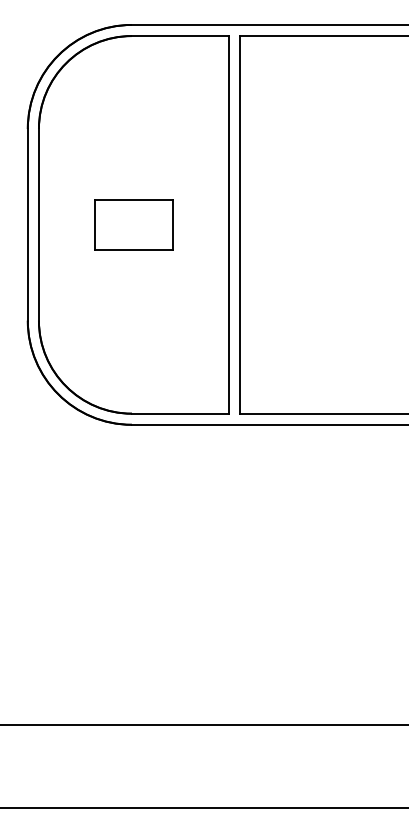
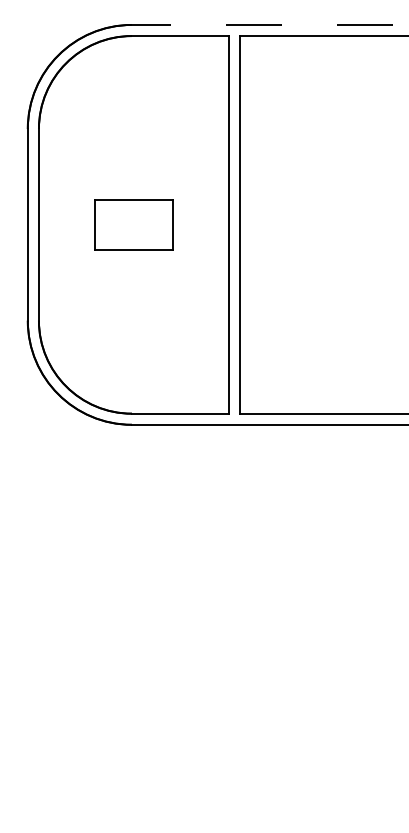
line: solid -> dashed (269, 24)
line: present -> none (203, 724)
line: present -> none (203, 808)
